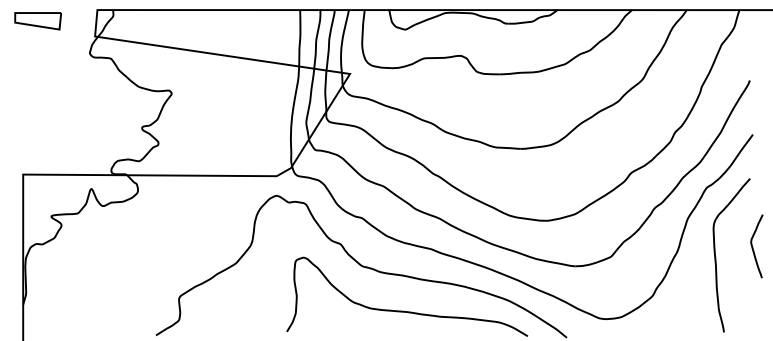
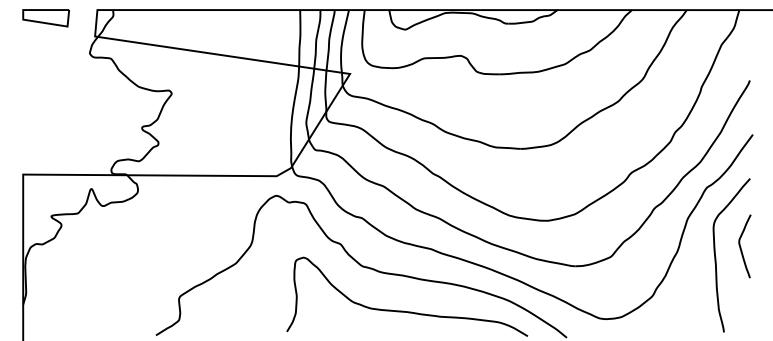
part position: (37, 21) -> (45, 18) (45, 18)
curve position: (753, 247) -> (741, 247) (741, 247)
